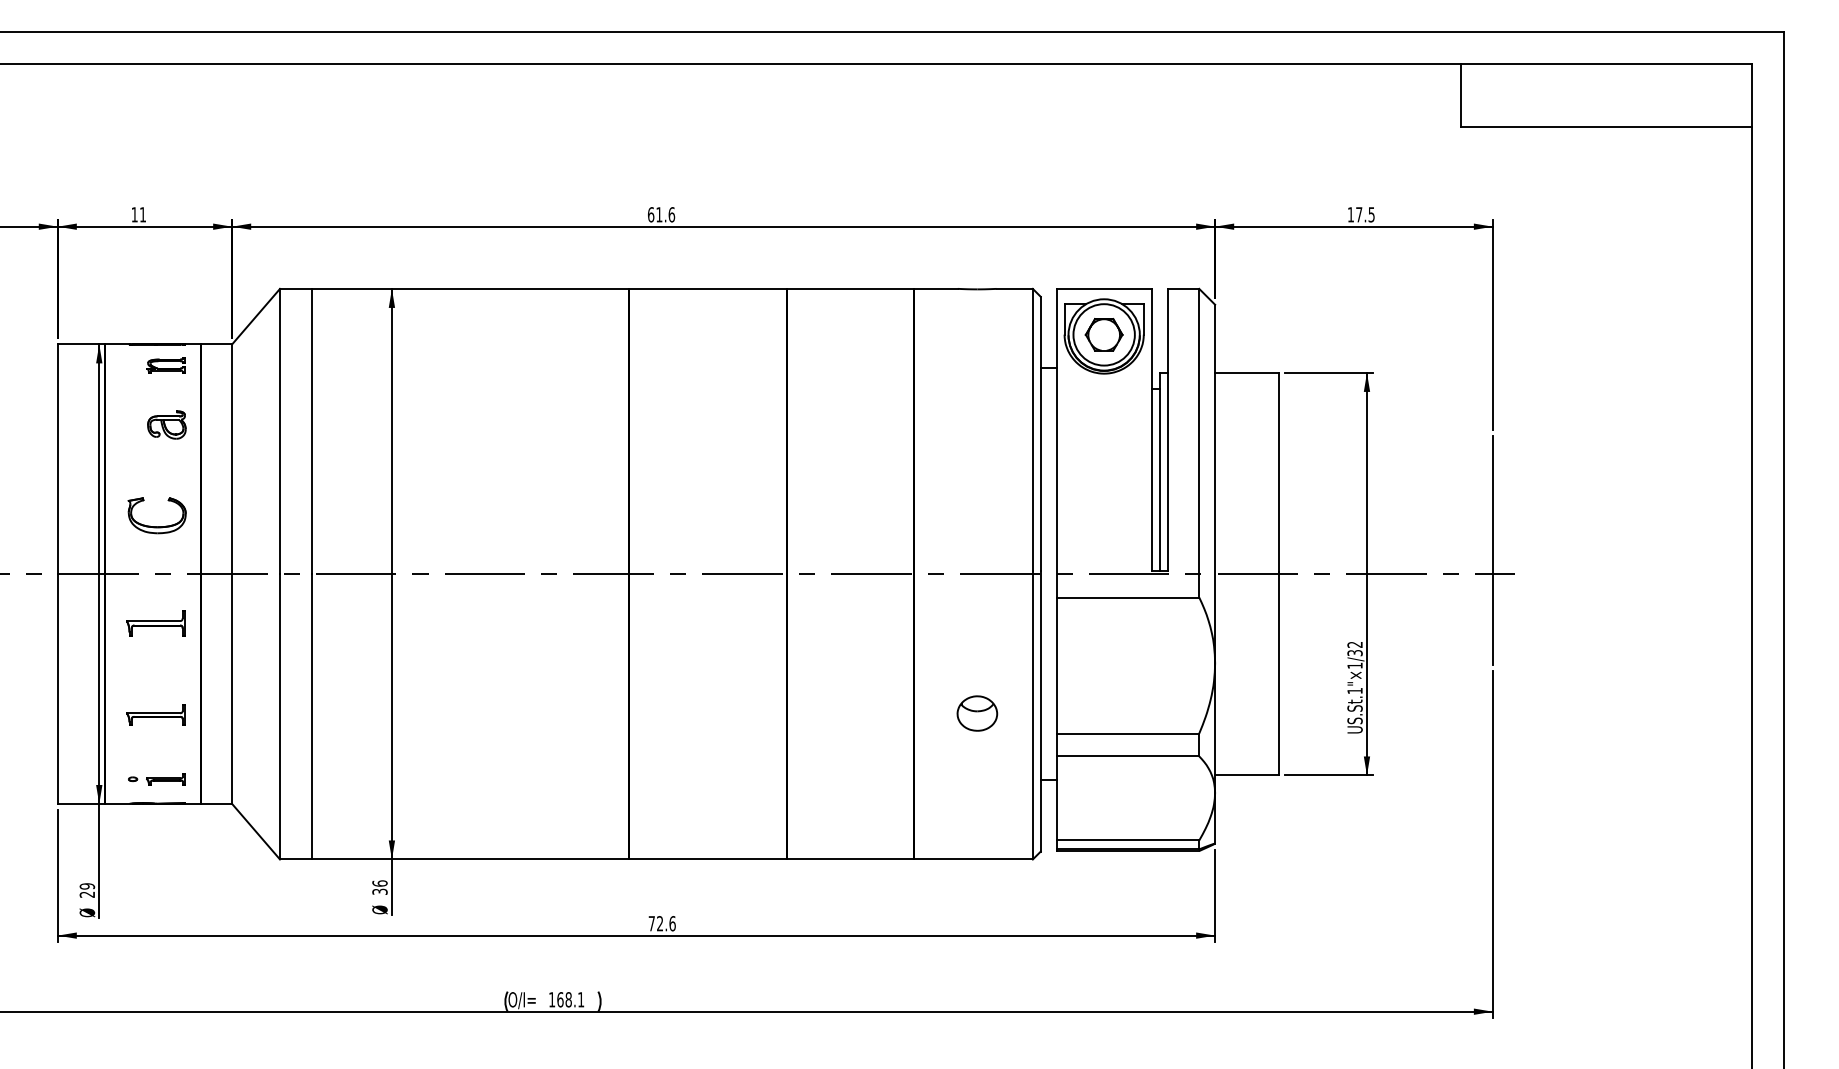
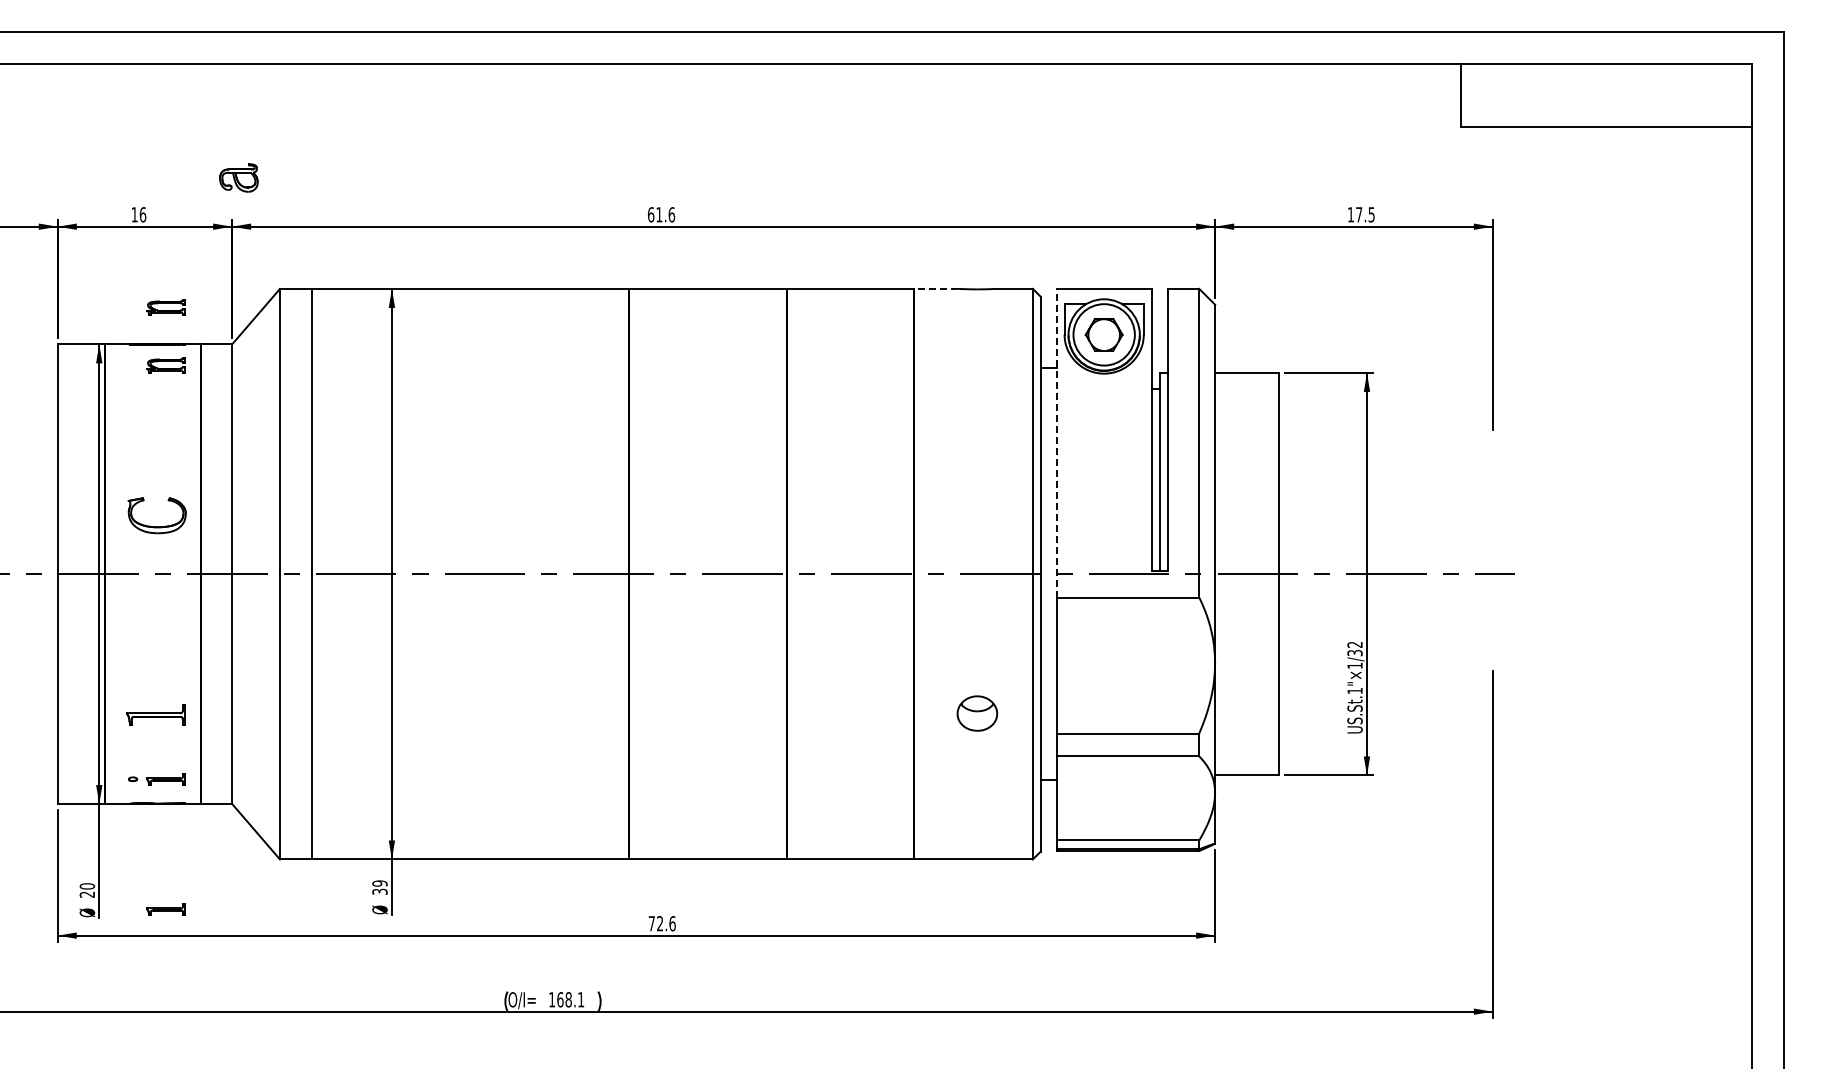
text: 11 -> 16 (142, 214)
line: solid -> dashed (935, 288)
part: none -> present (165, 307)
part position: (166, 424) -> (238, 177) (238, 177)
line: solid -> dashed (1056, 442)
line: present -> none (1492, 550)
part: present -> none (155, 623)
text: 36 -> 39 (379, 883)
text: 29 -> 20 (87, 886)
part: none -> present (165, 909)
